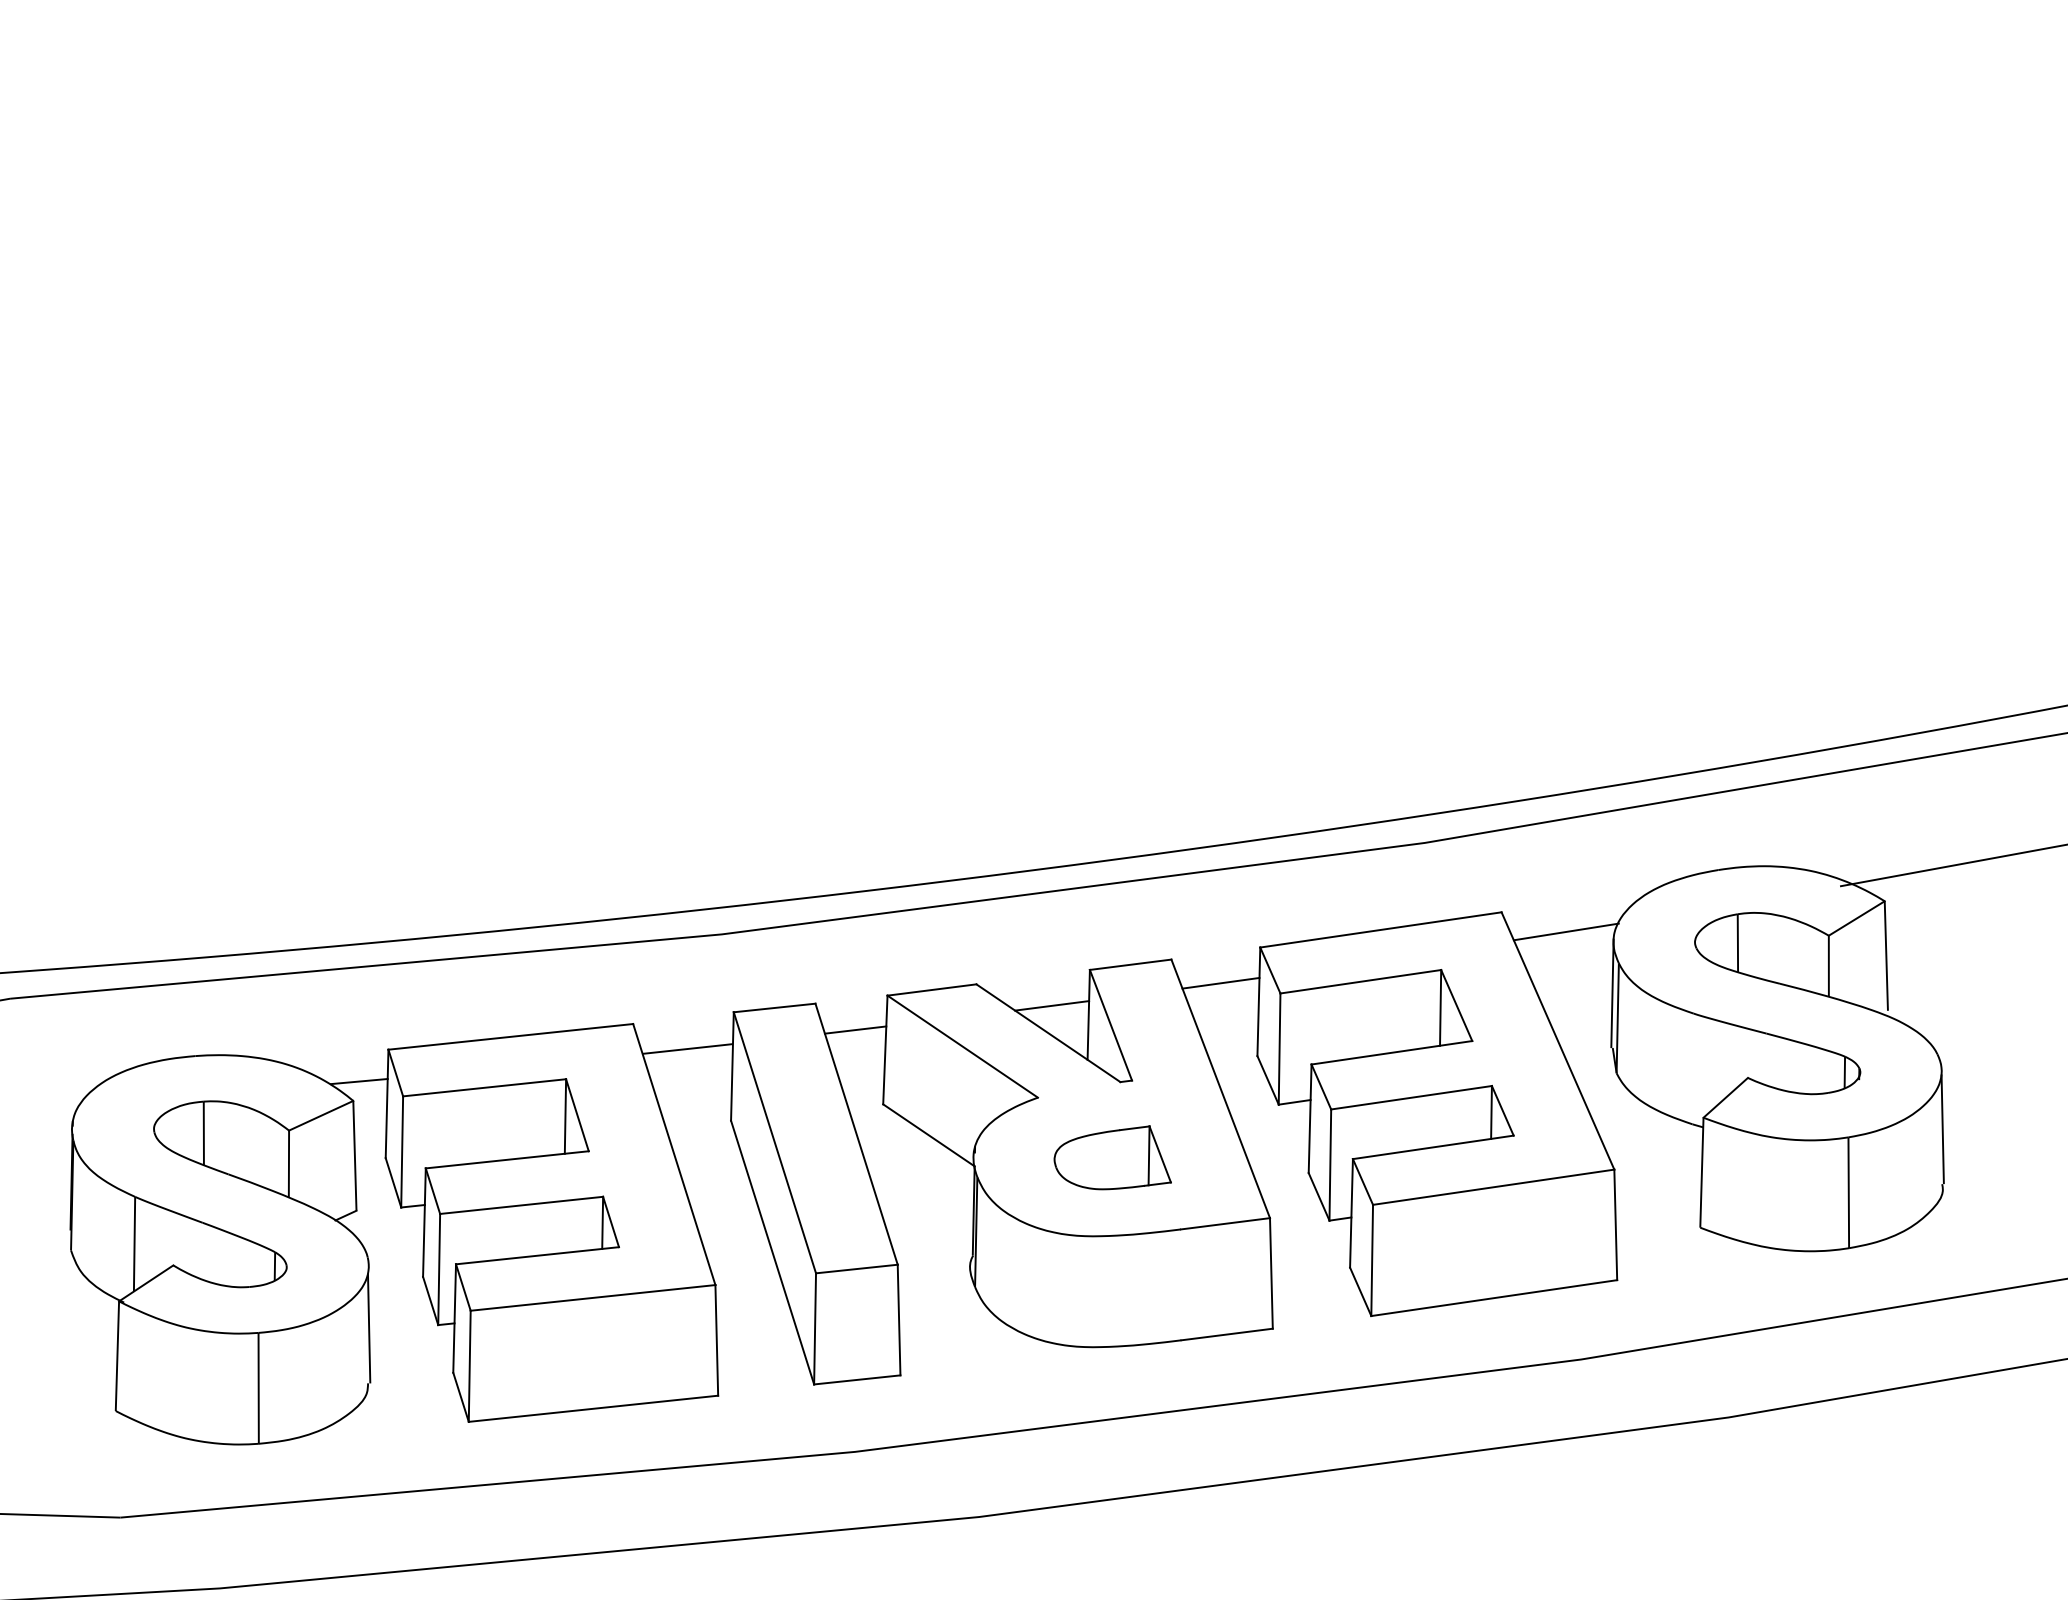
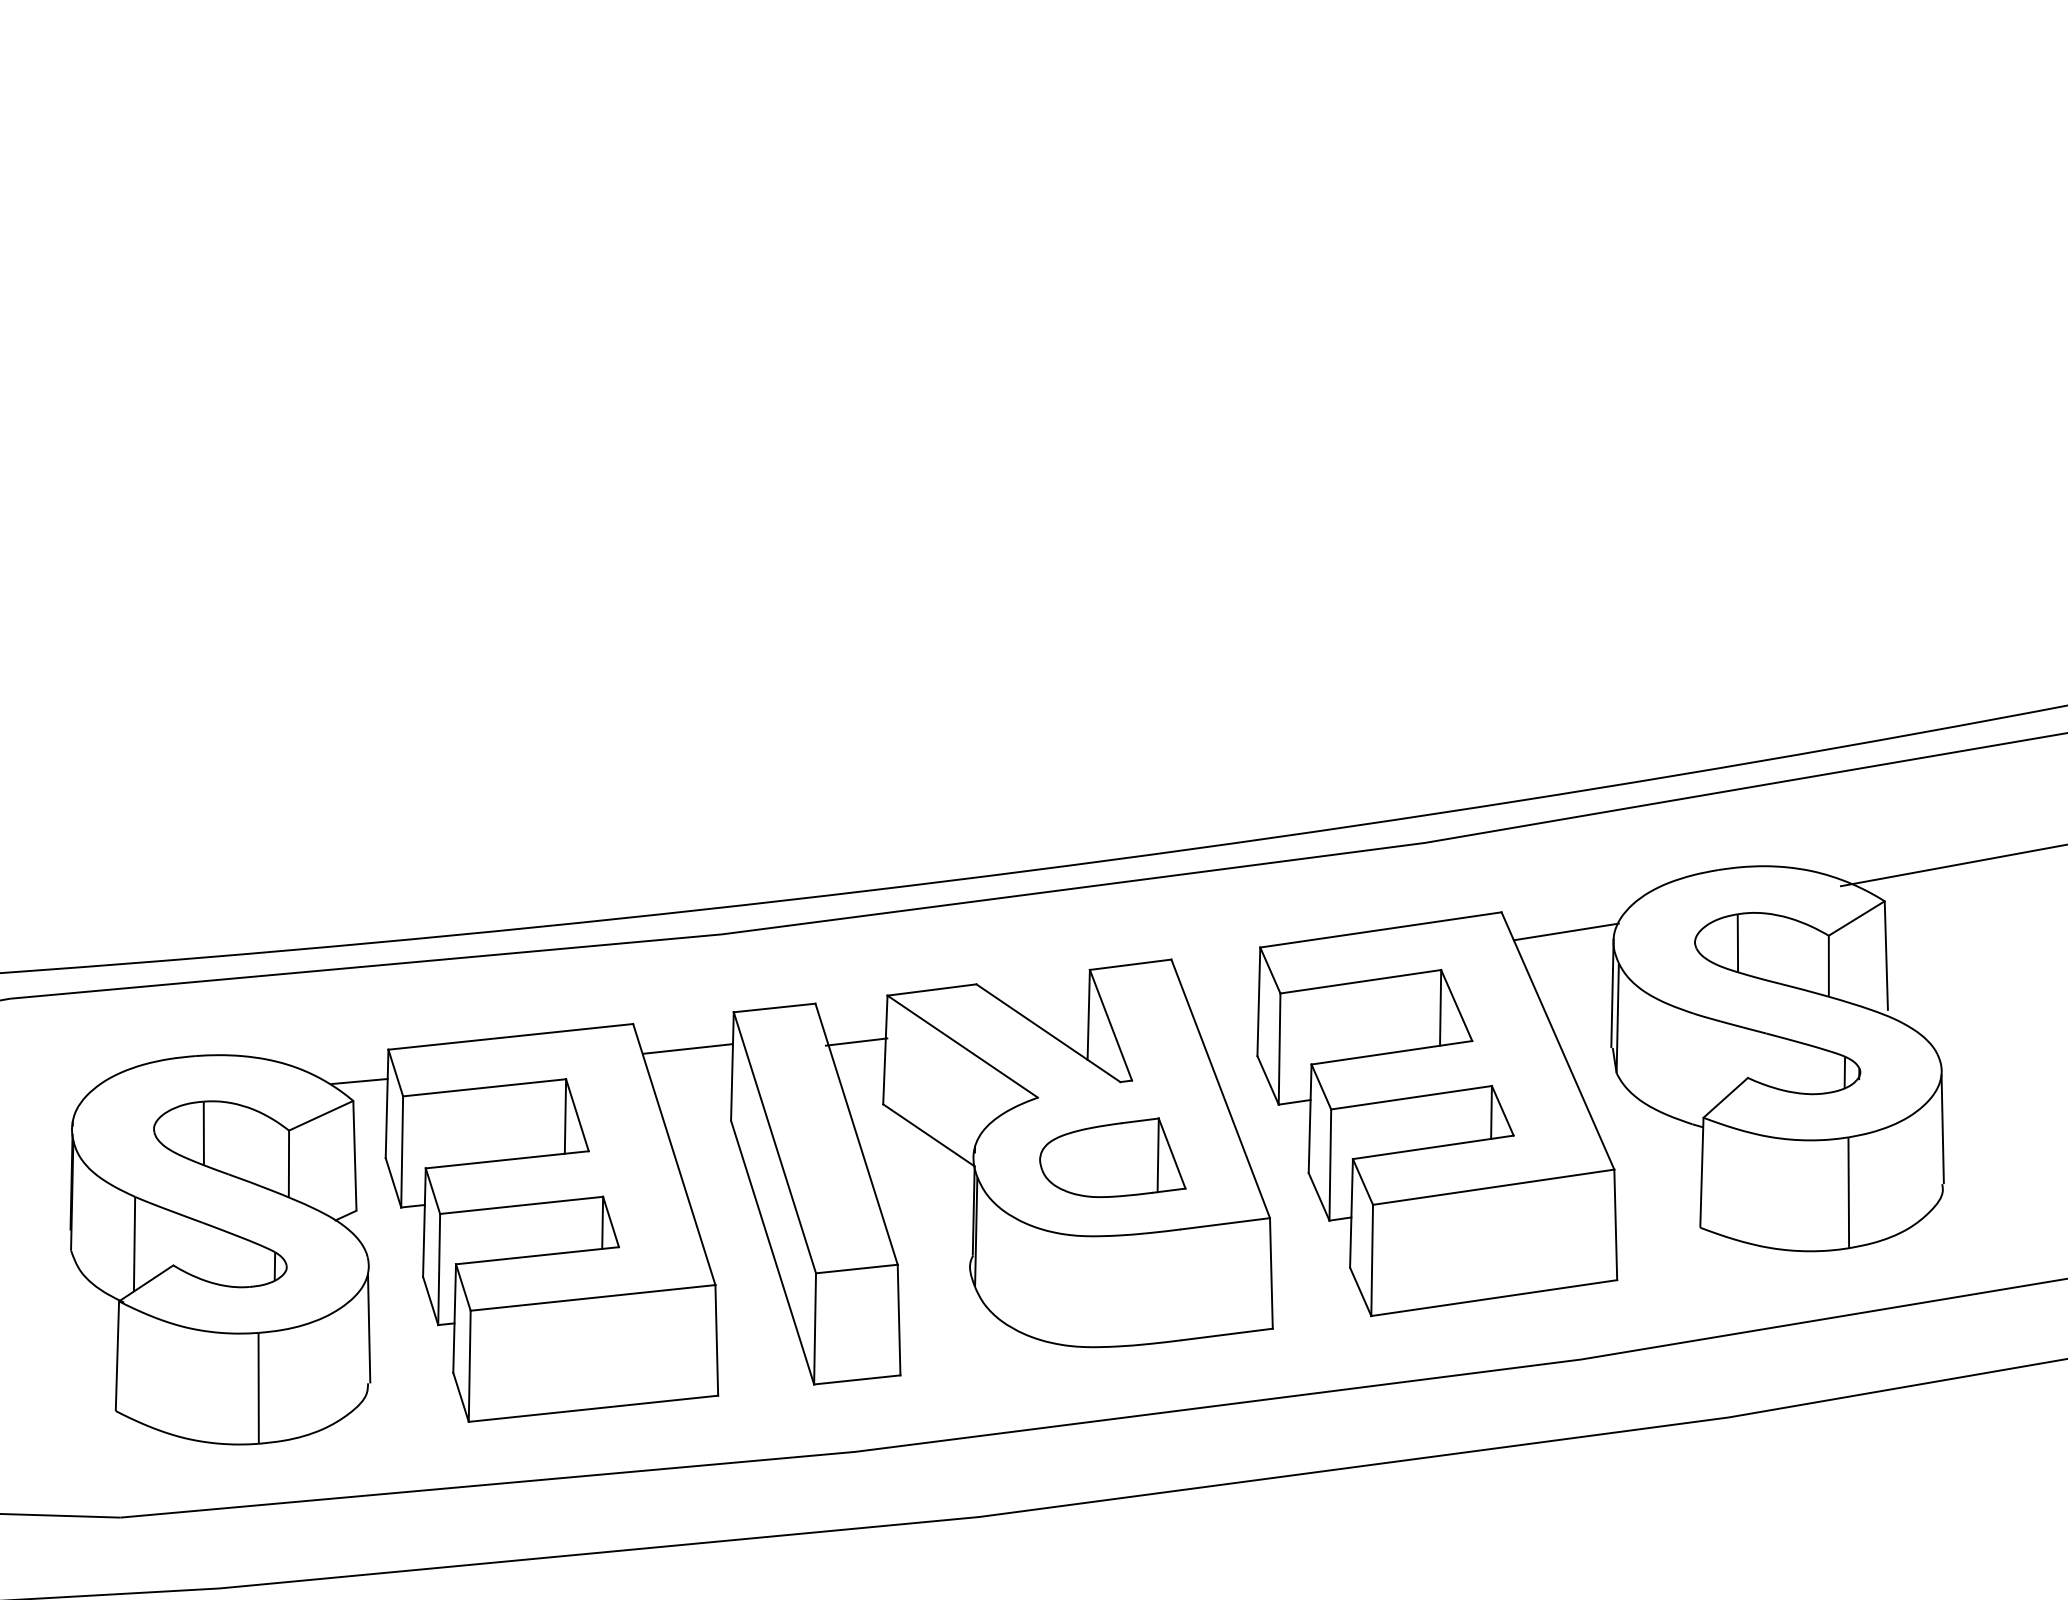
line: present -> none (1220, 982)
line: present -> none (1052, 1005)
line position: (855, 1029) -> (856, 1041) (856, 1041)
part size: 119x66 px -> 148x81 px (1112, 1157)
